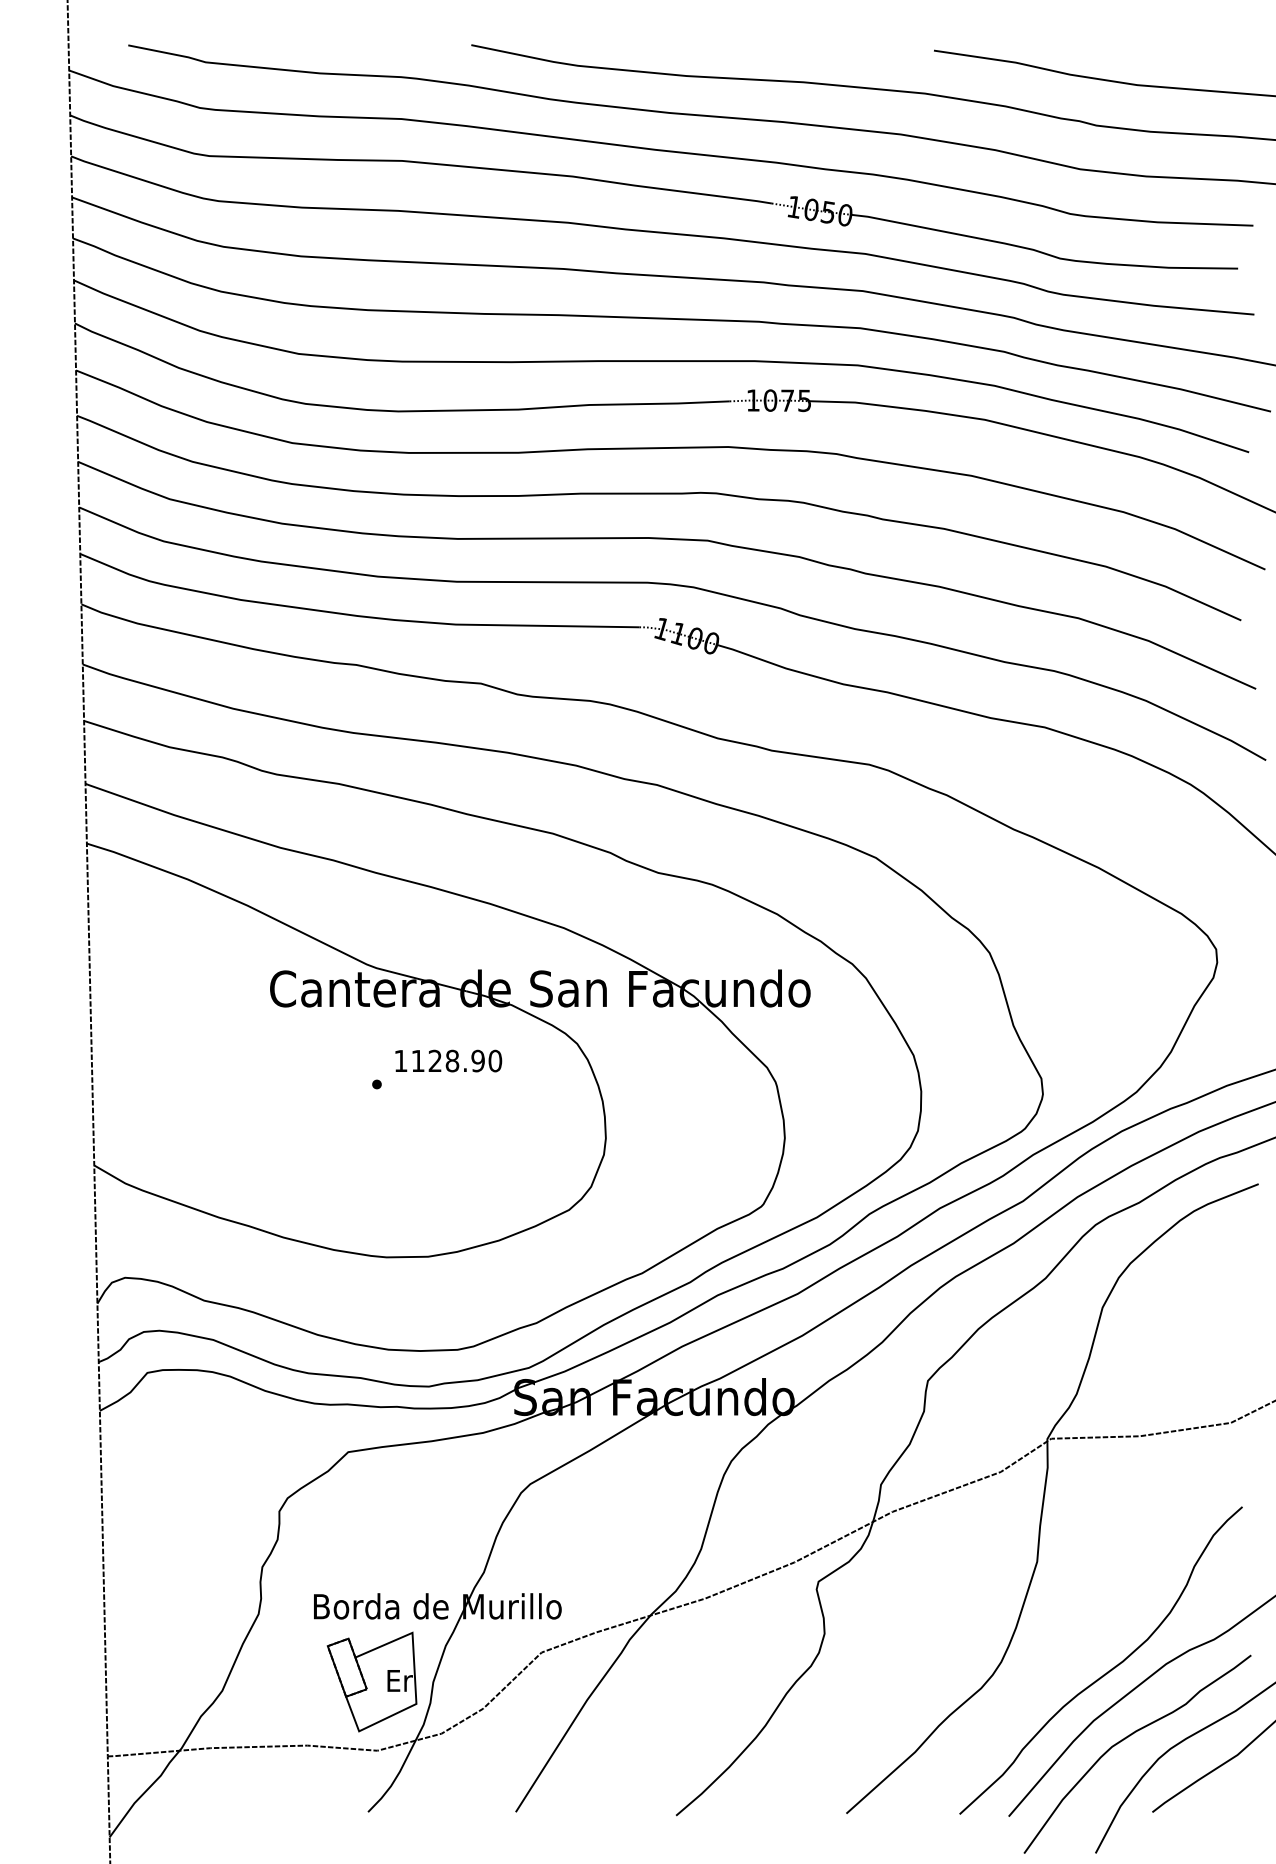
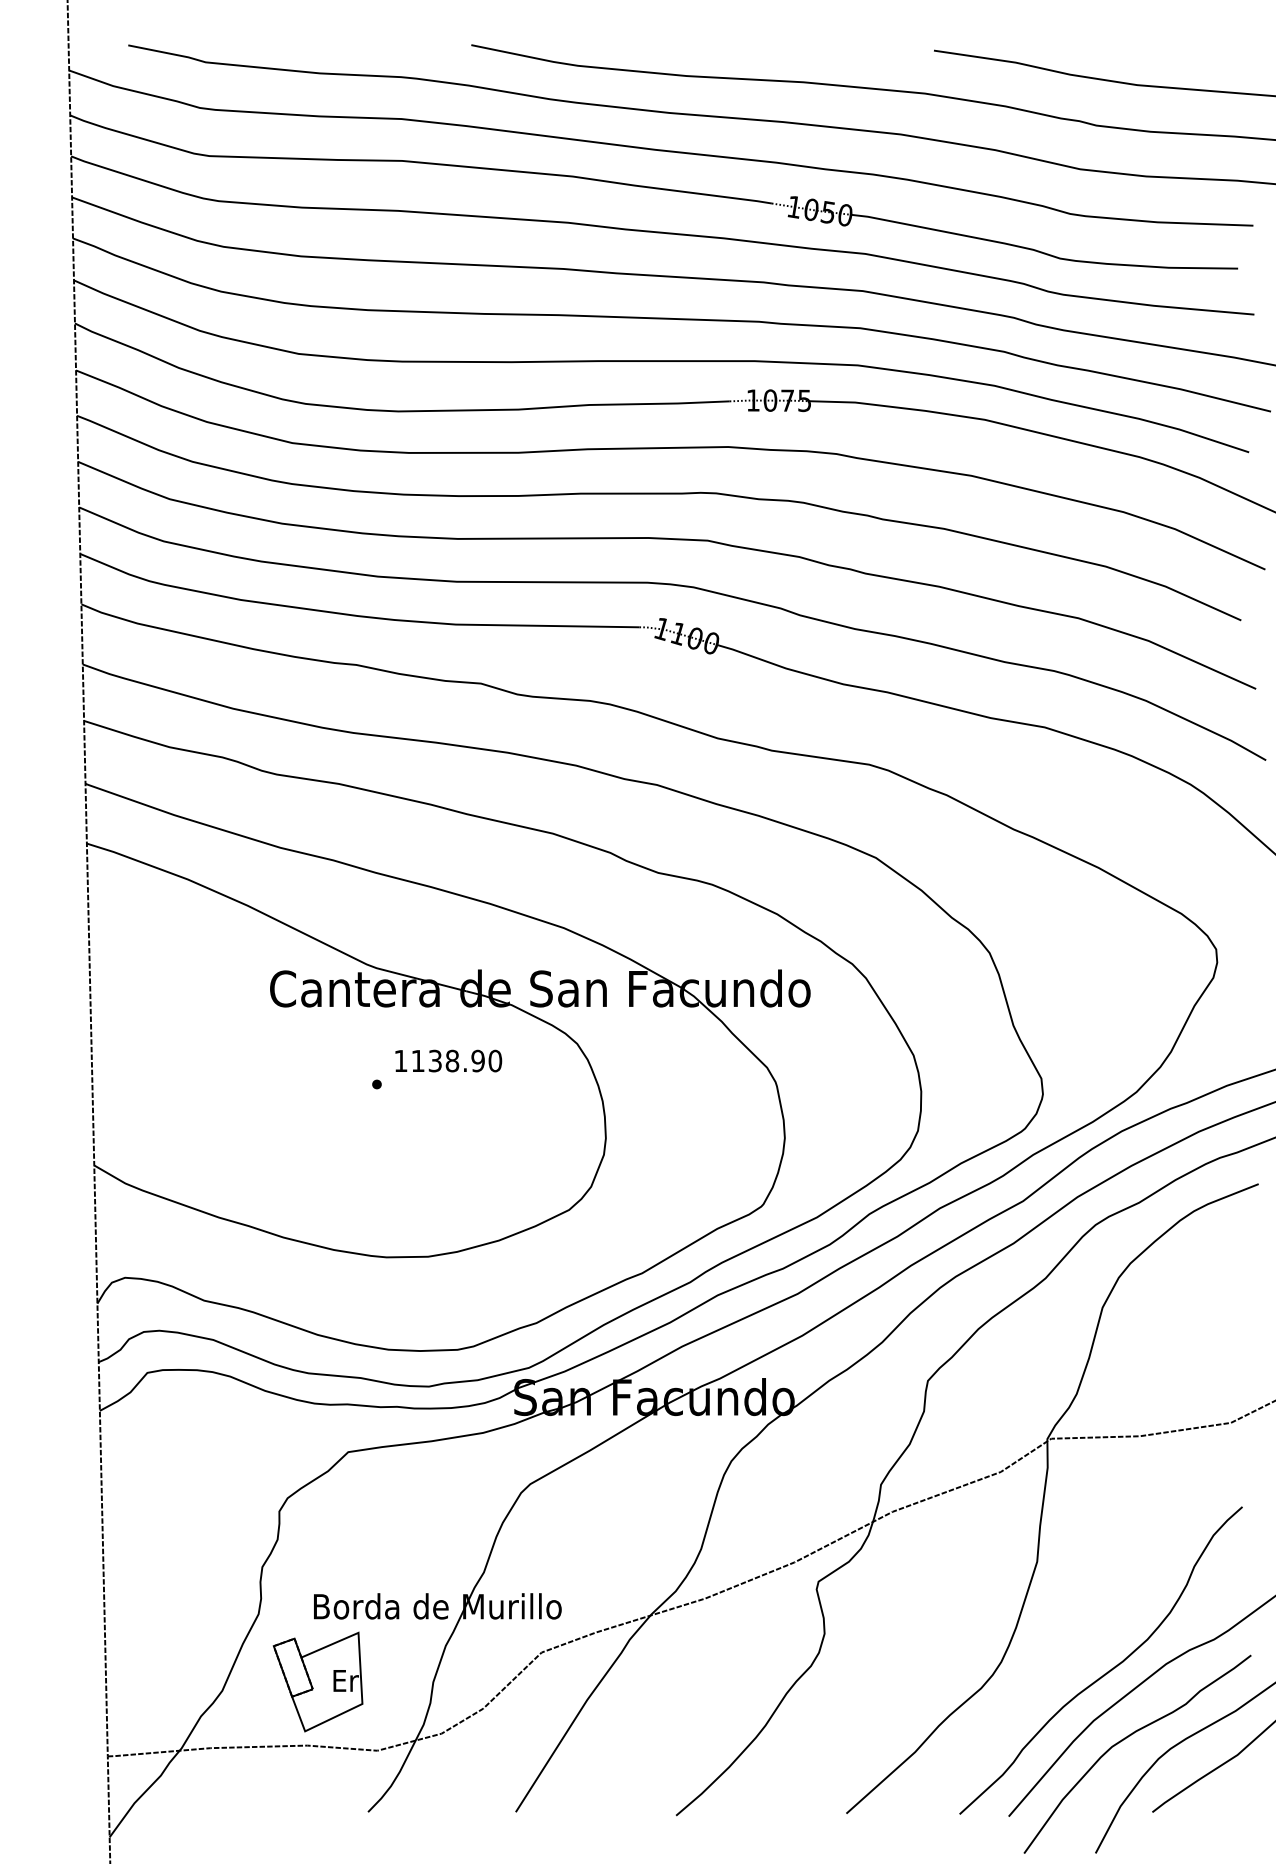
text: 1128.90 -> 1138.90 (434, 1061)
part position: (371, 1681) -> (317, 1681) (317, 1681)
